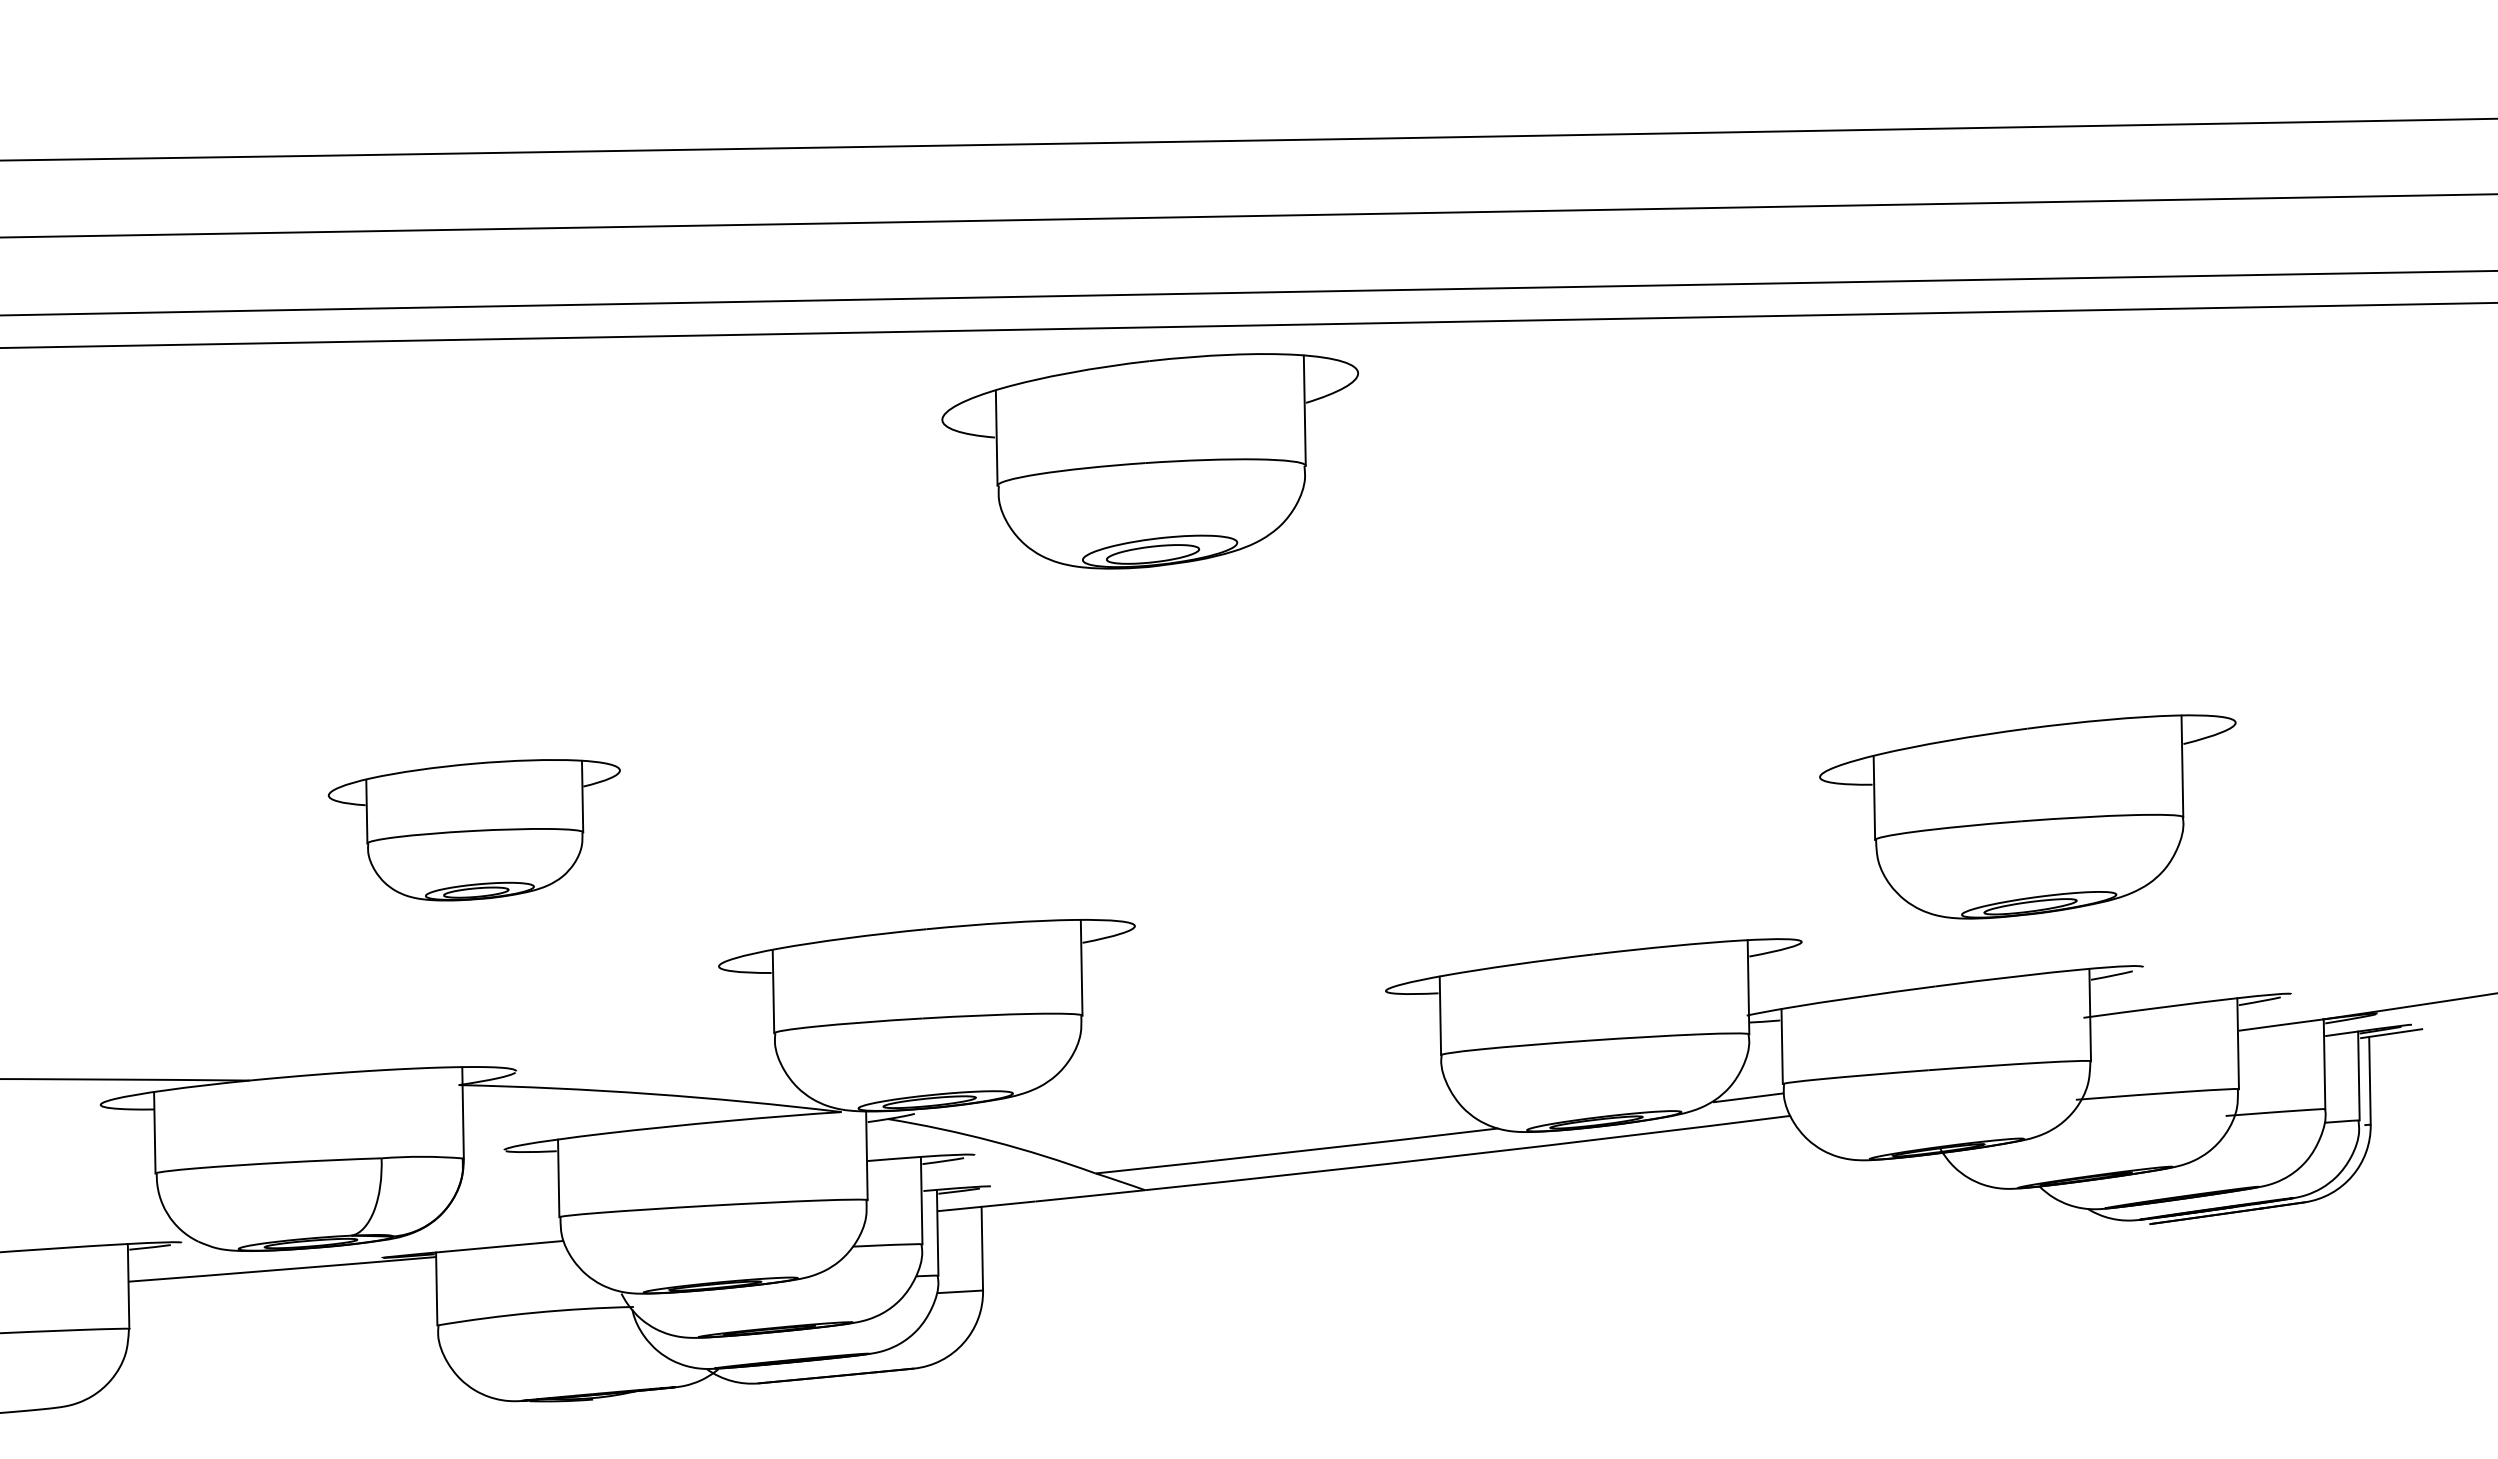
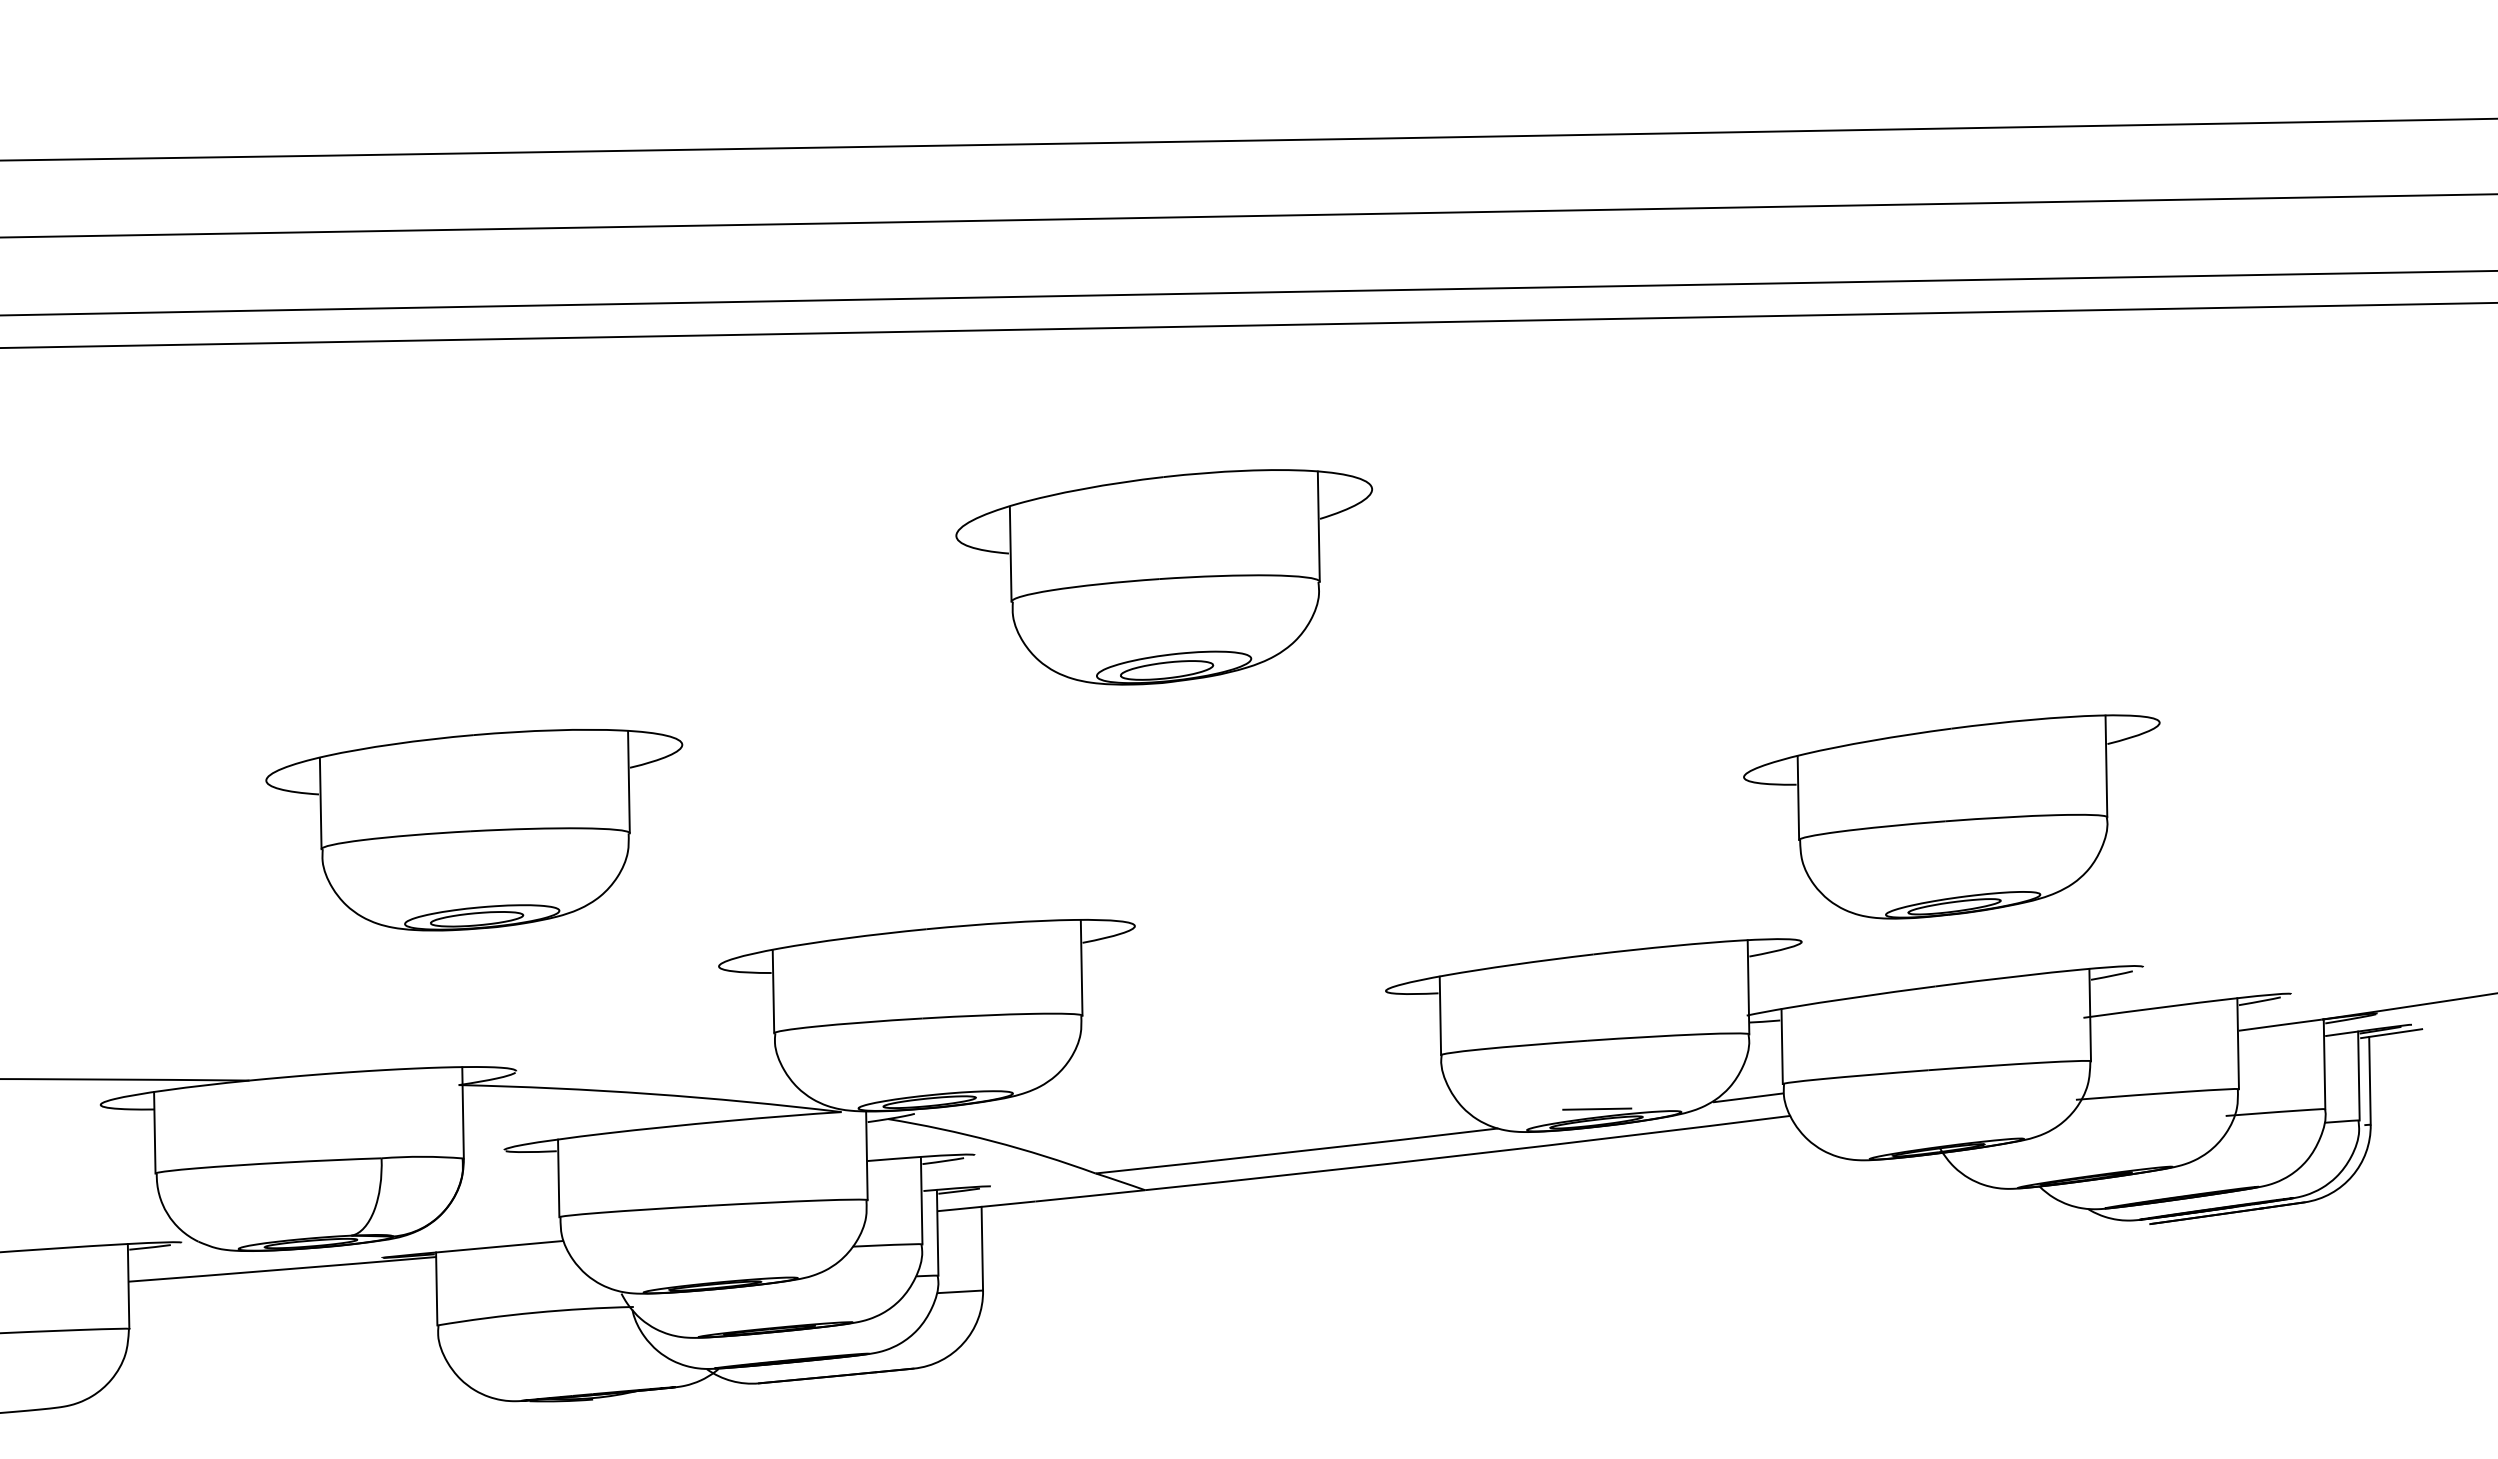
part position: (1149, 461) -> (1163, 577) (1163, 577)
part position: (2027, 816) -> (1951, 816) (1951, 816)
part size: 294x143 px -> 419x203 px (474, 830)
line: none -> present (1597, 1108)
